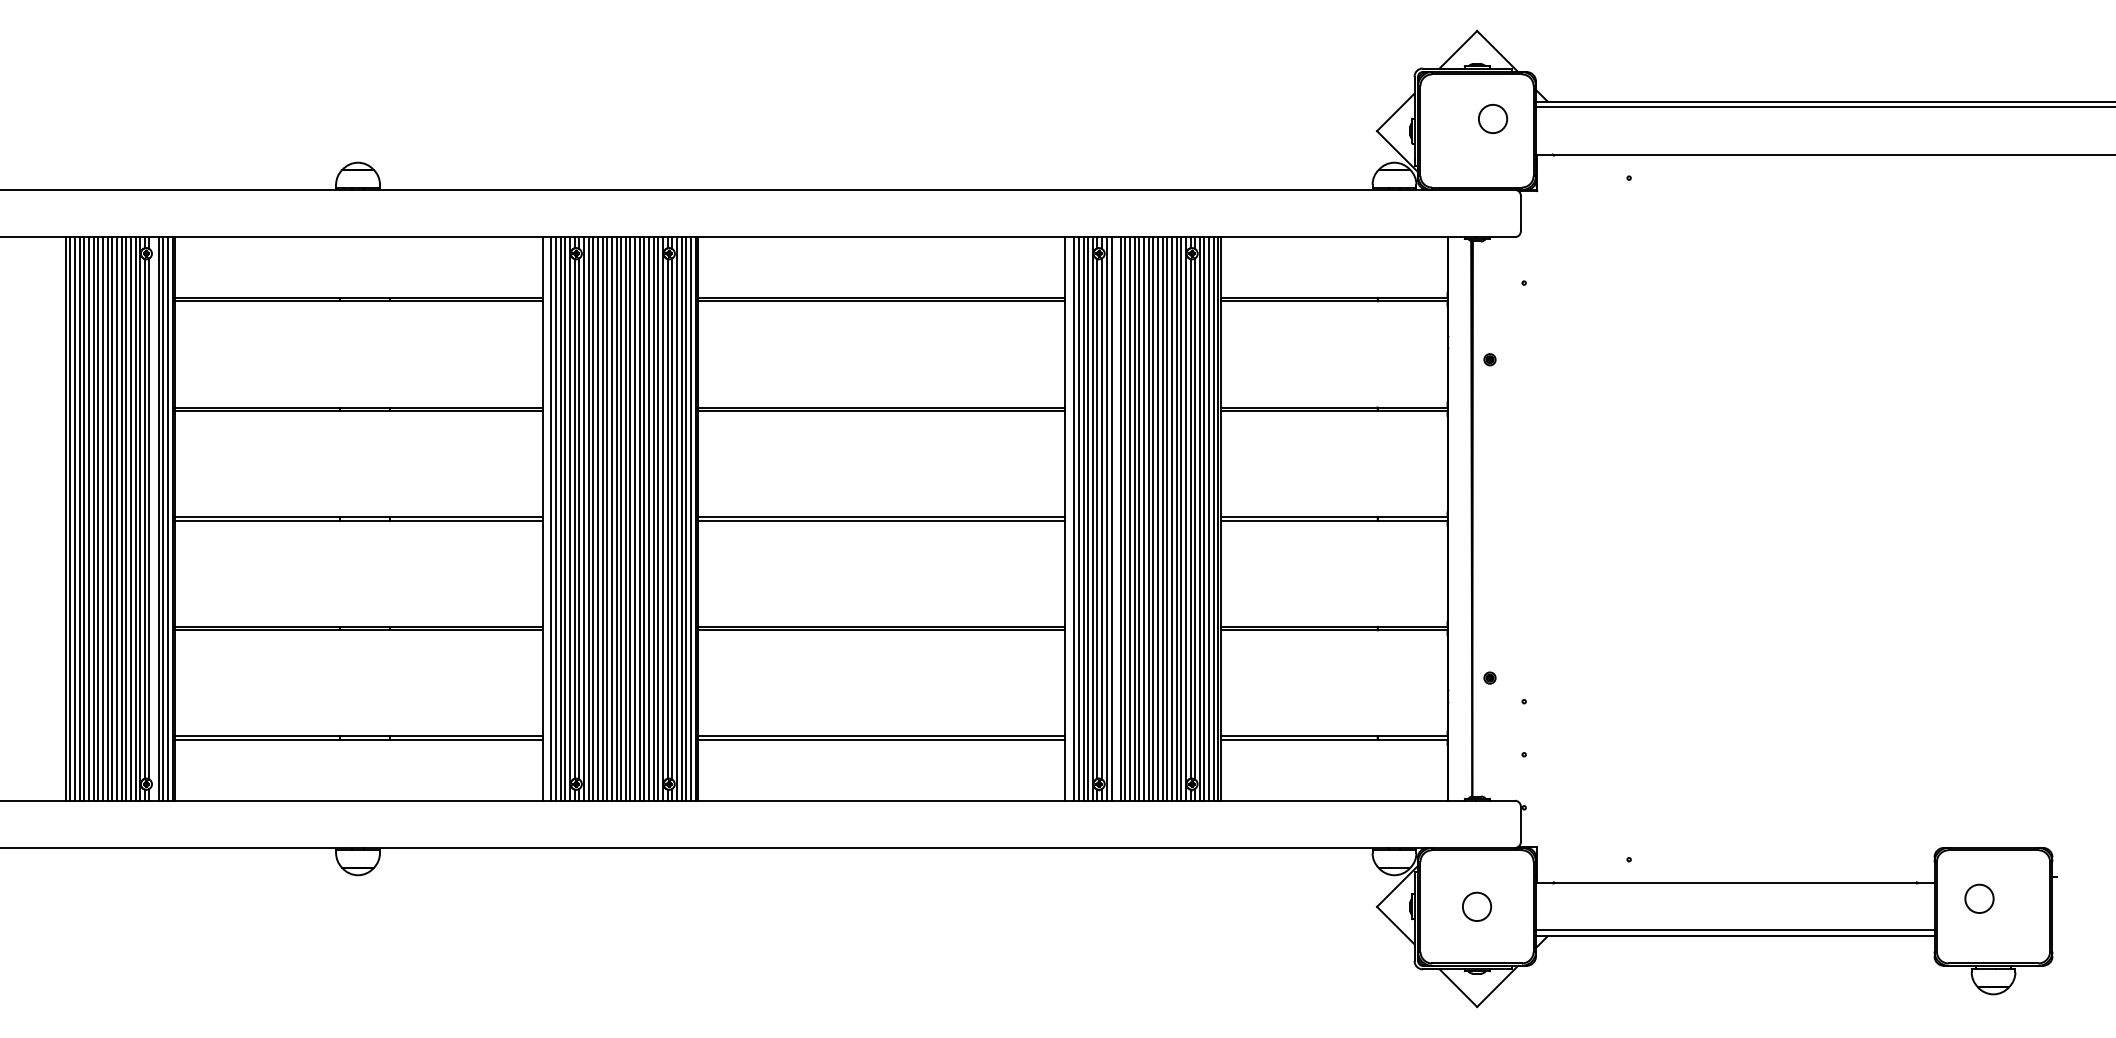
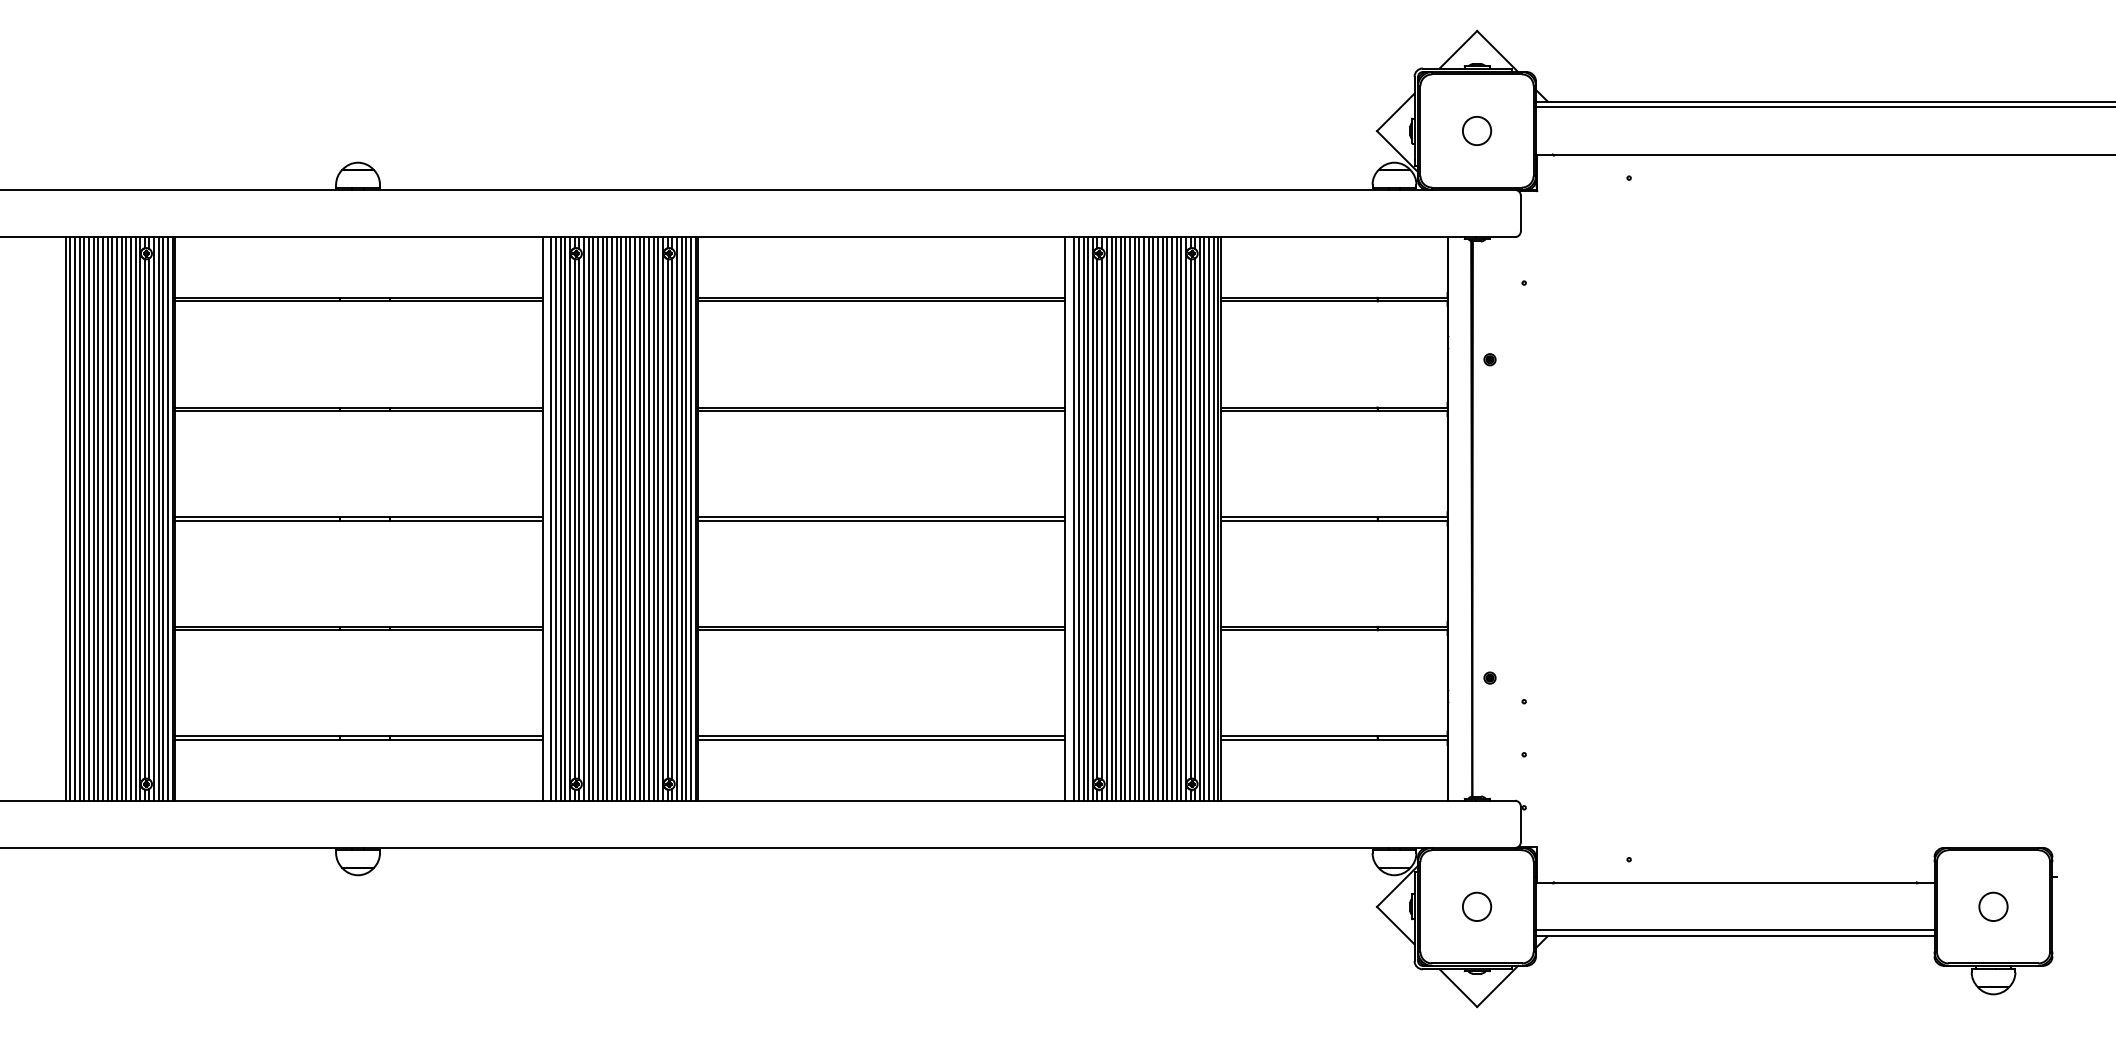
circle position: (1493, 118) -> (1477, 130) (1477, 130)
line: none -> present (154, 518)
line: none -> present (1116, 518)
circle position: (1979, 898) -> (1993, 906) (1993, 906)
